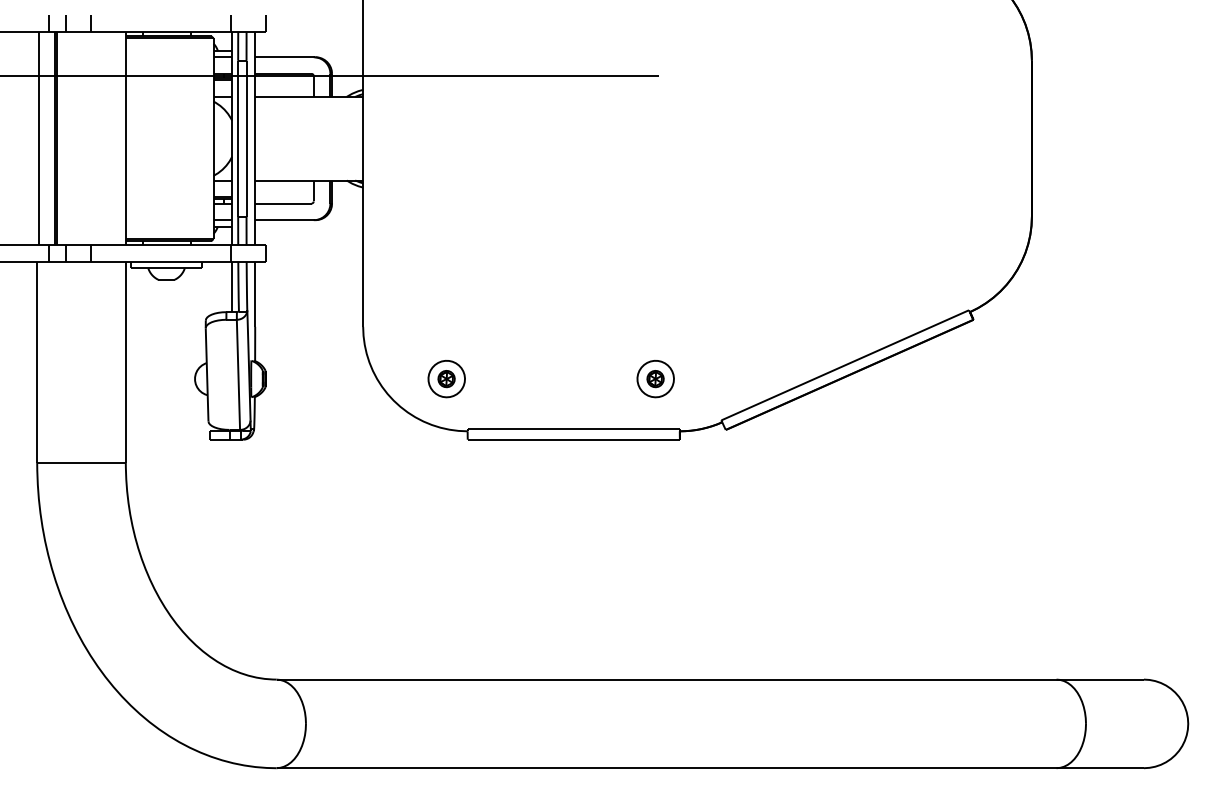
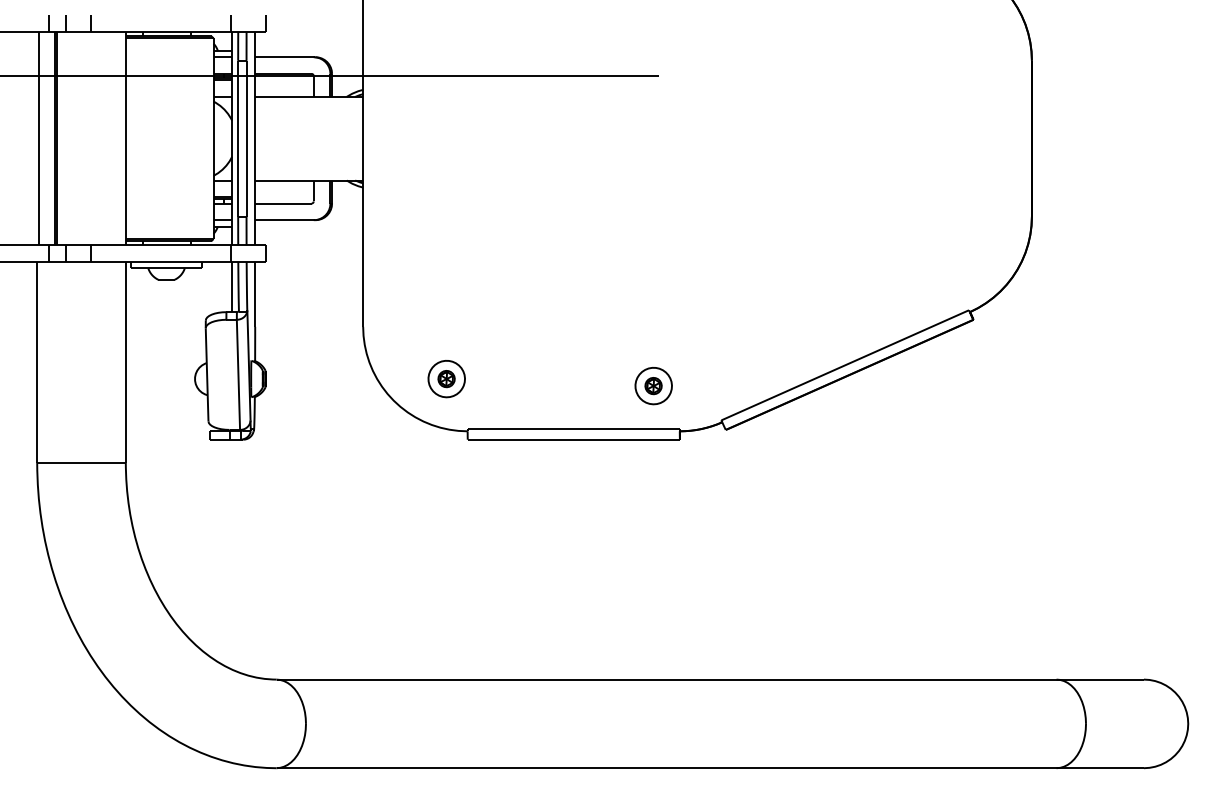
part position: (655, 379) -> (653, 386) (653, 386)
